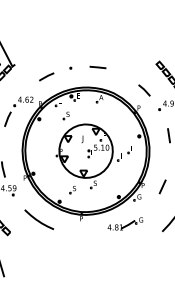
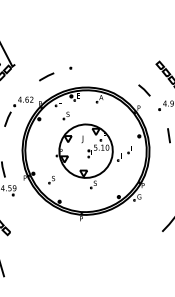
line: present -> none (97, 67)
line: present -> none (162, 186)
part position: (72, 190) -> (51, 180) (51, 180)
curve: present -> none (39, 220)
part: present -> none (125, 223)
